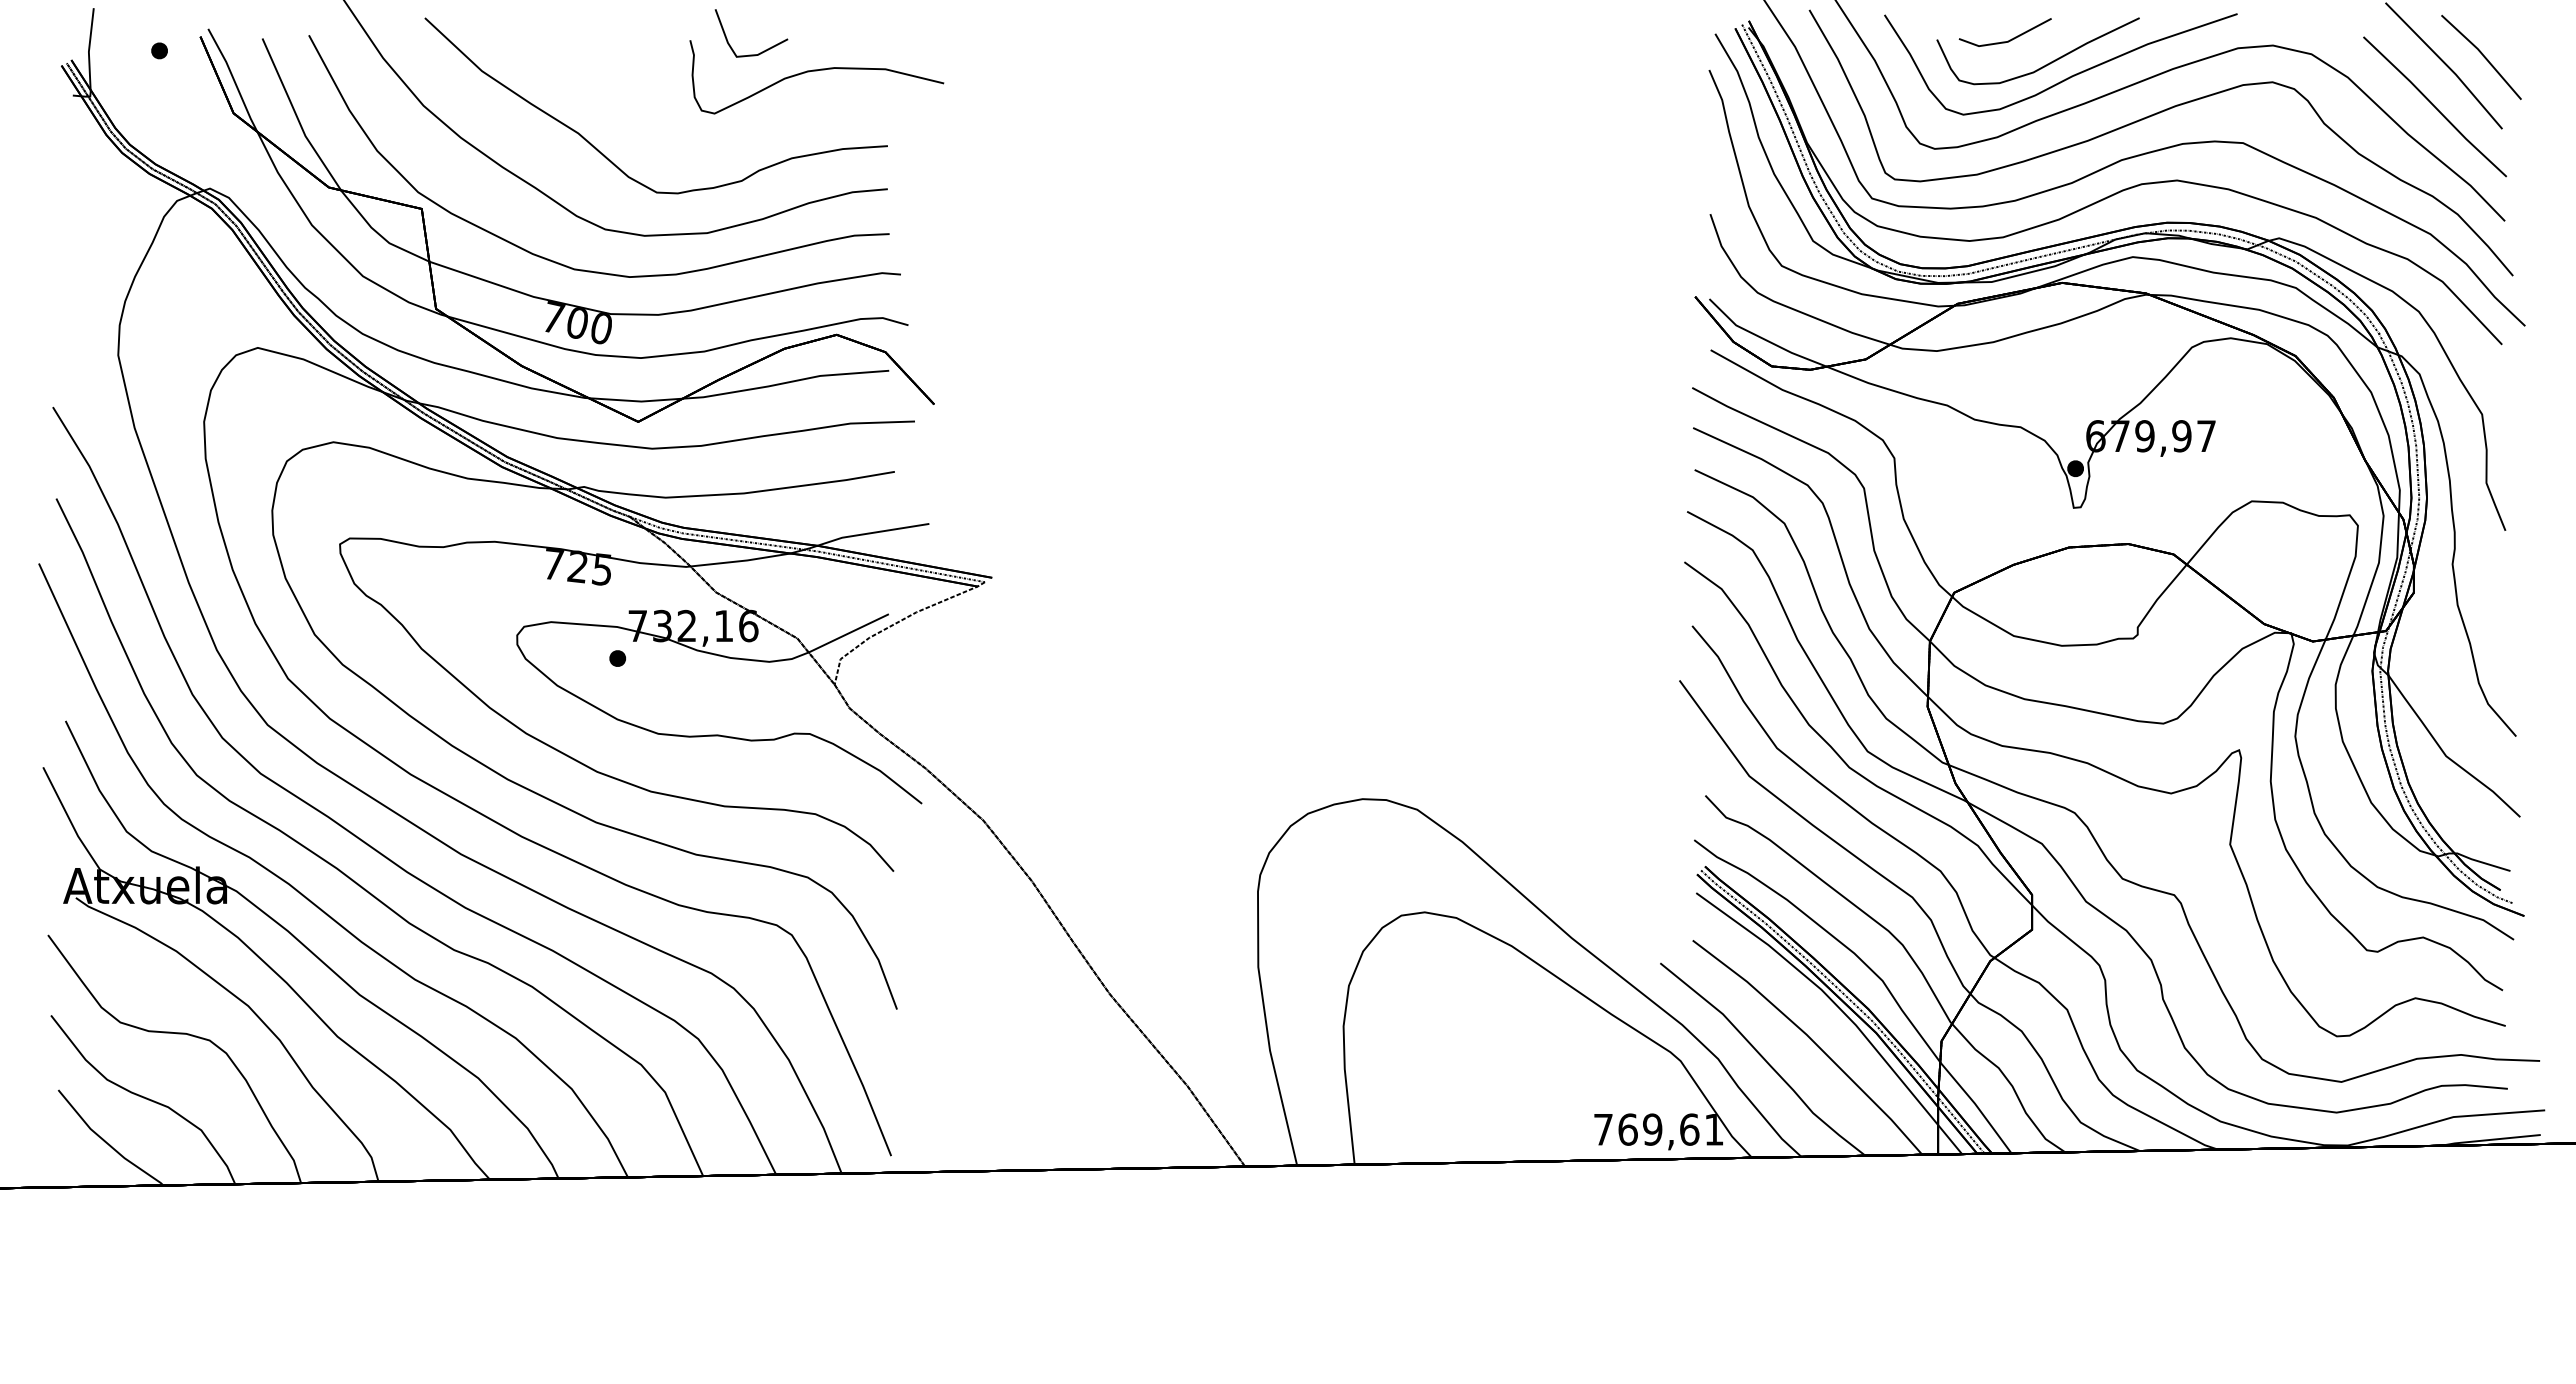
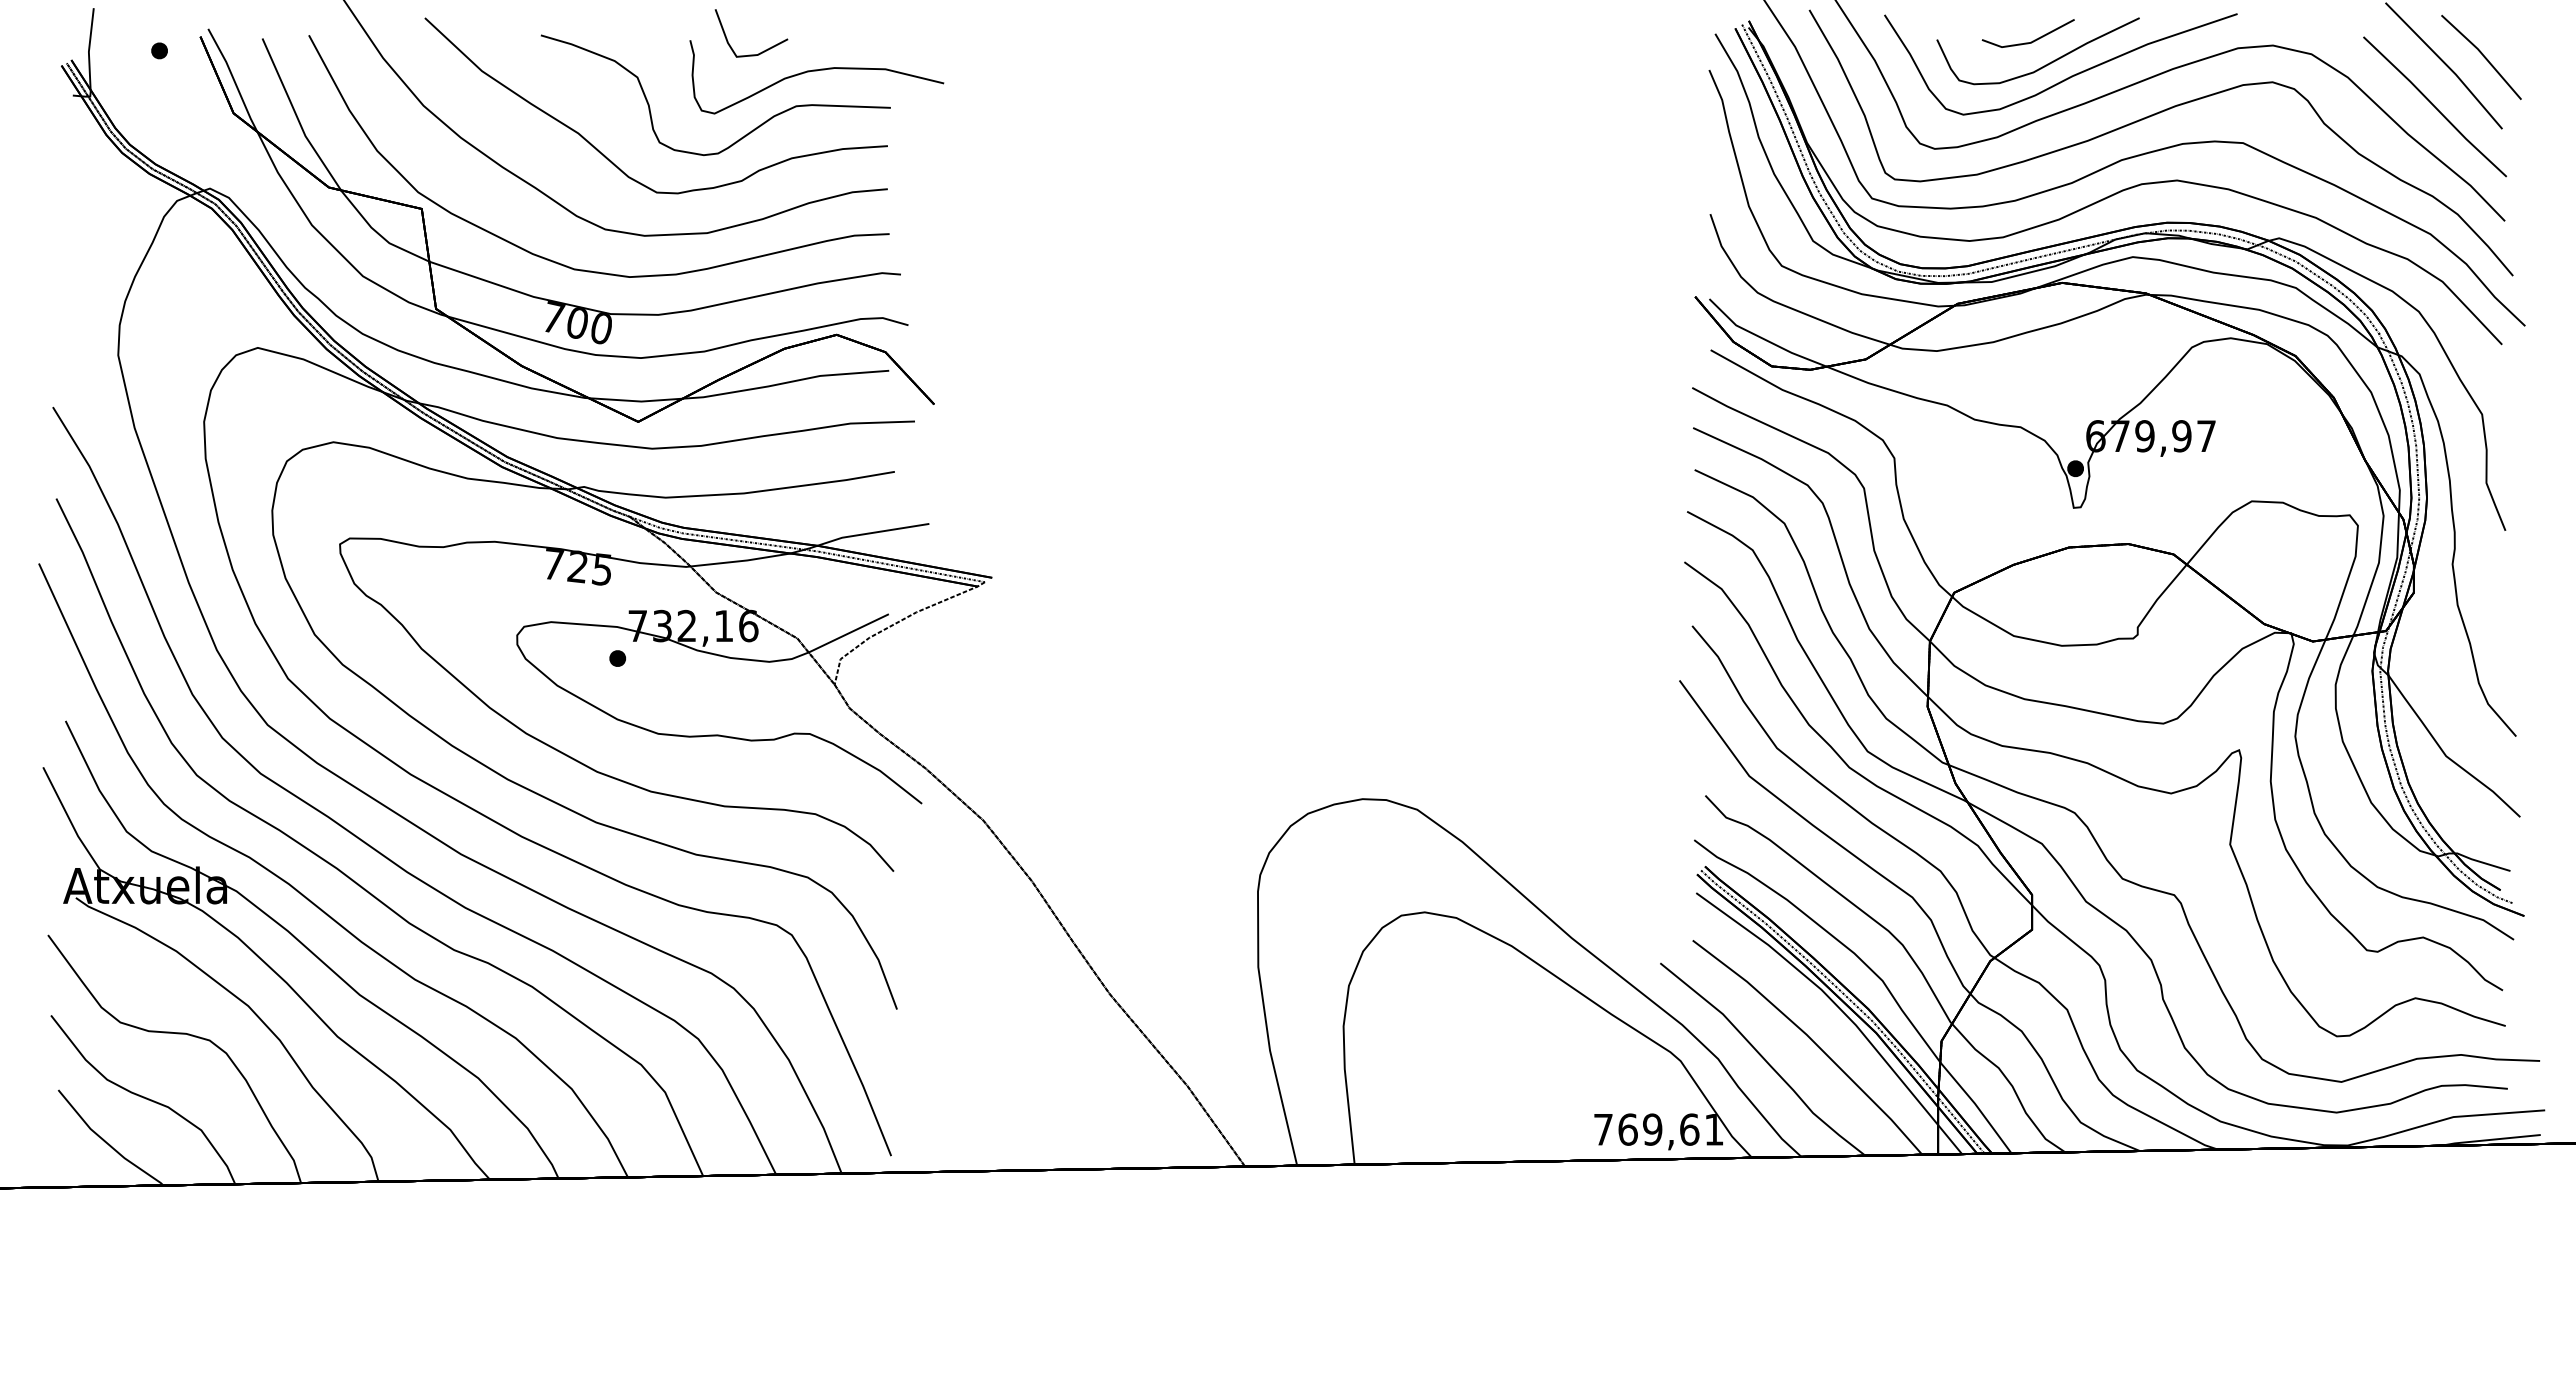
line position: (2009, 39) -> (2032, 40) (2032, 40)
curve: none -> present (742, 136)
